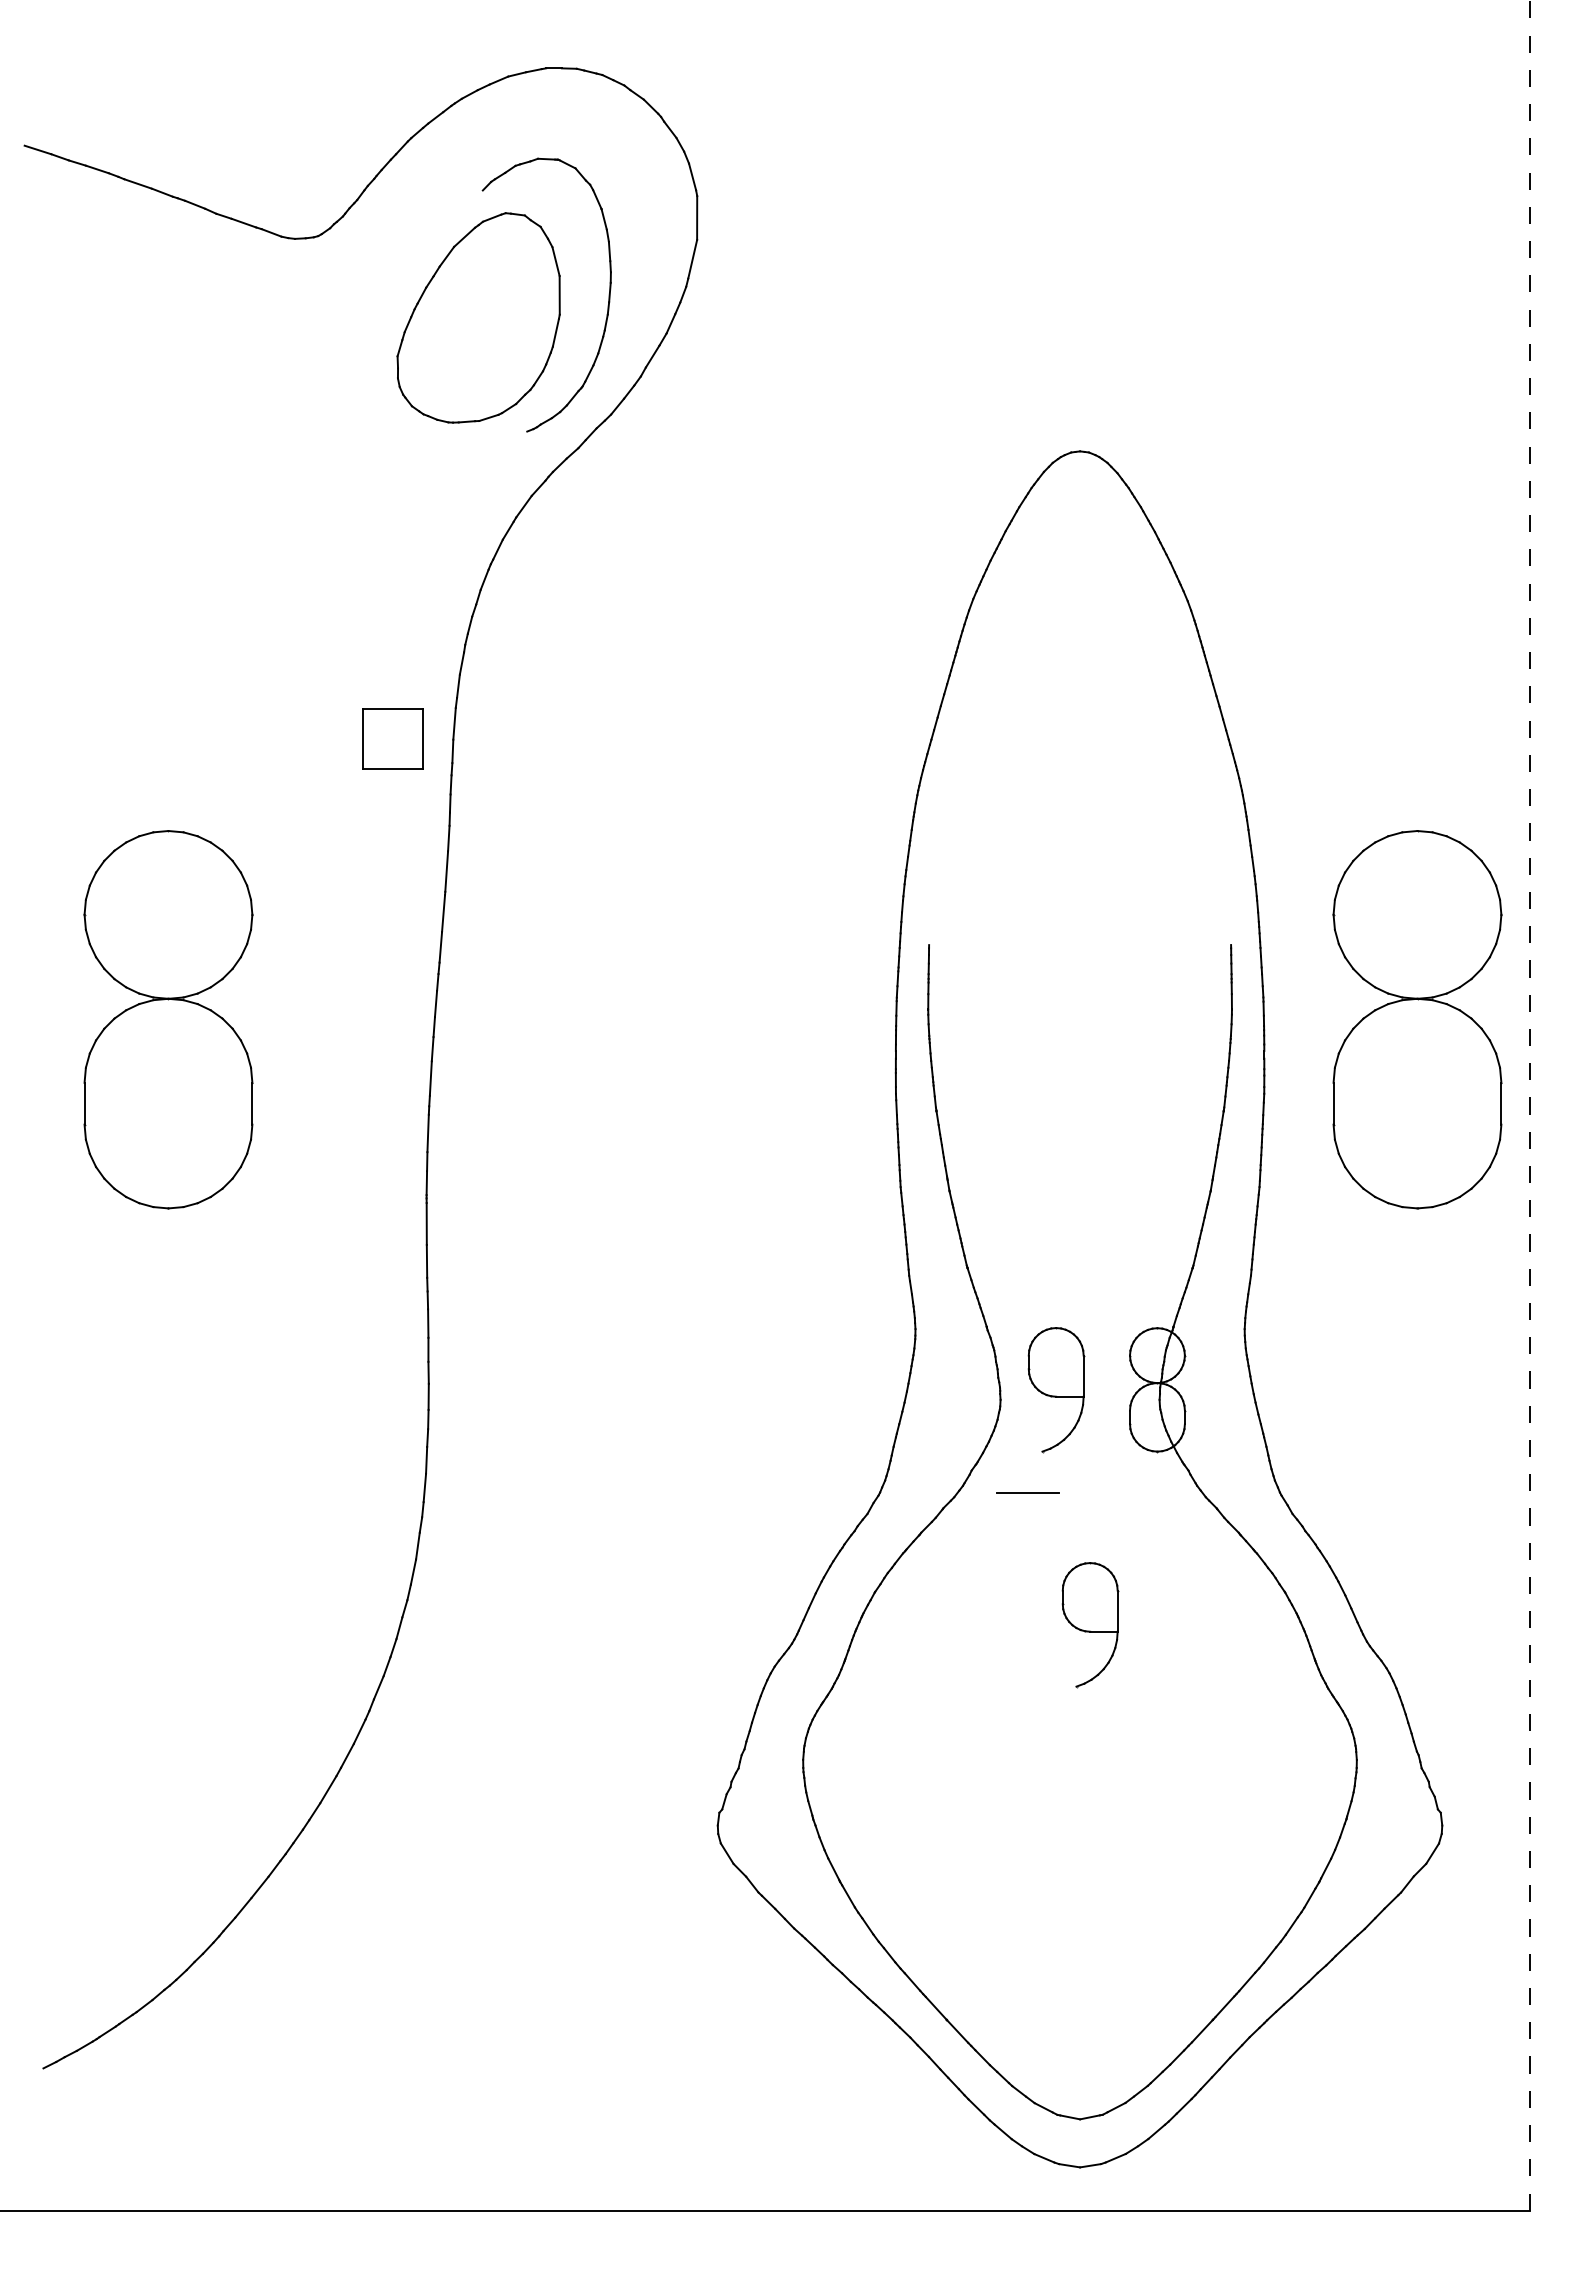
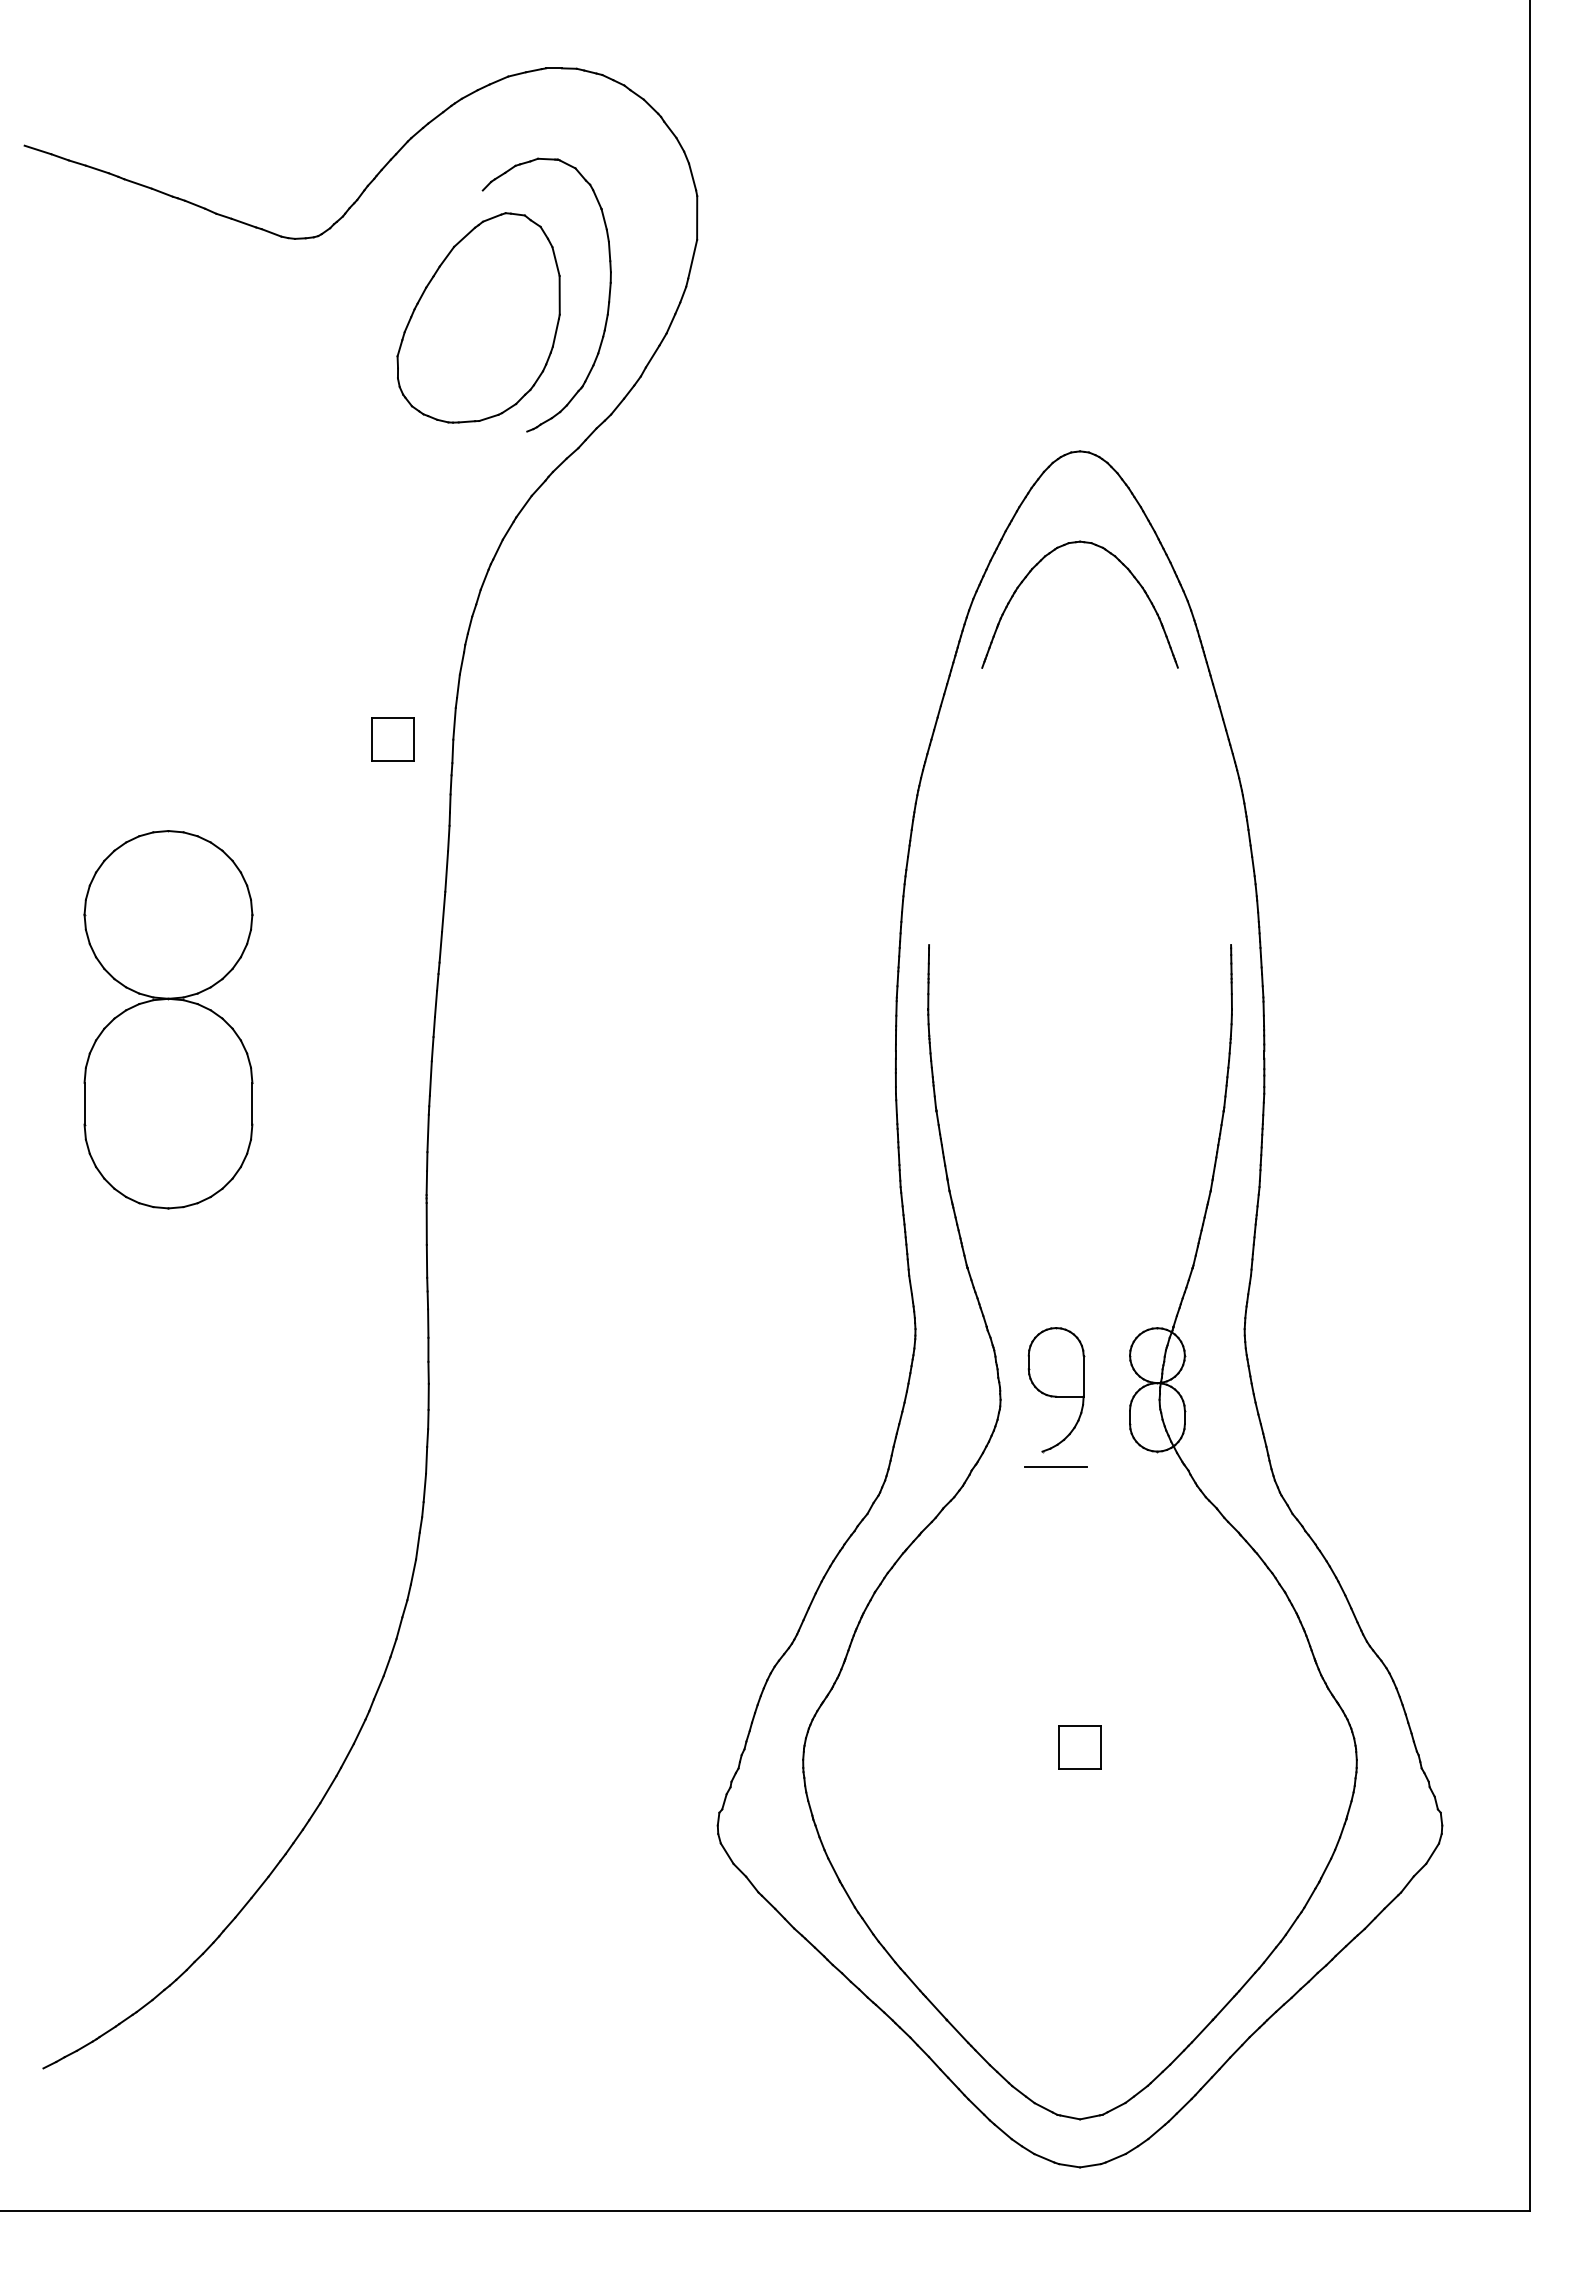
part: none -> present (1039, 563)
part size: 62x62 px -> 44x45 px (392, 739)
part: present -> none (1417, 1019)
line: dashed -> solid (1529, 1105)
line position: (1027, 1492) -> (1055, 1466) (1055, 1466)
part: present -> none (1090, 1625)
part: none -> present (1079, 1747)
